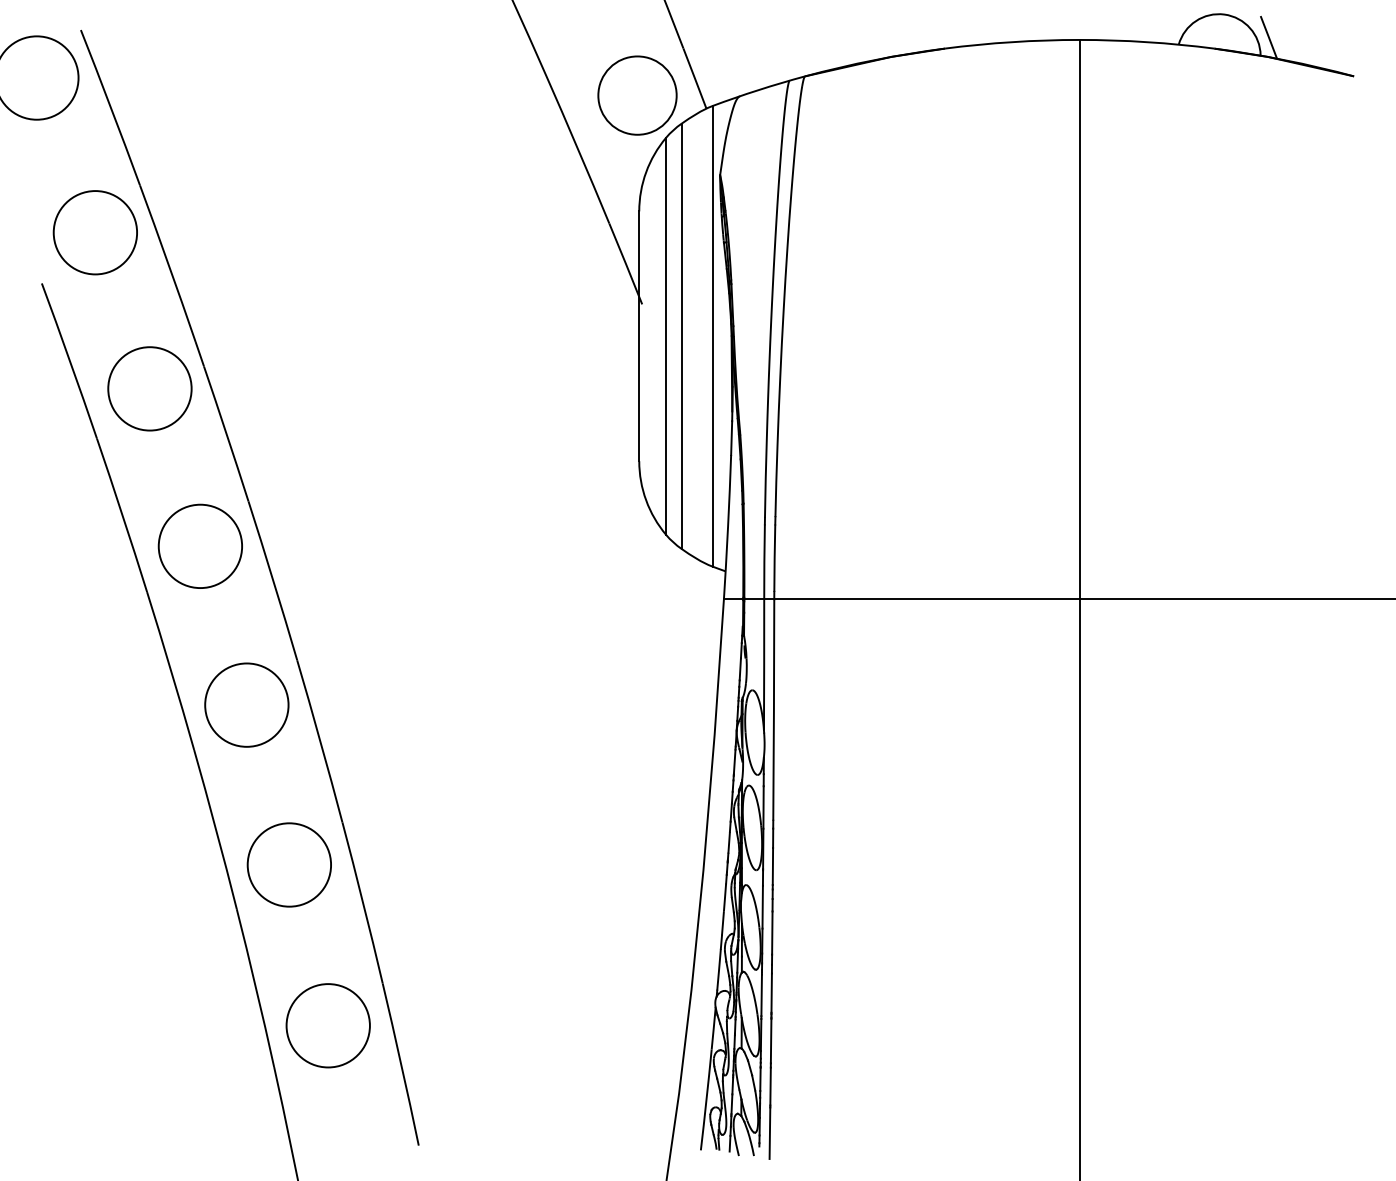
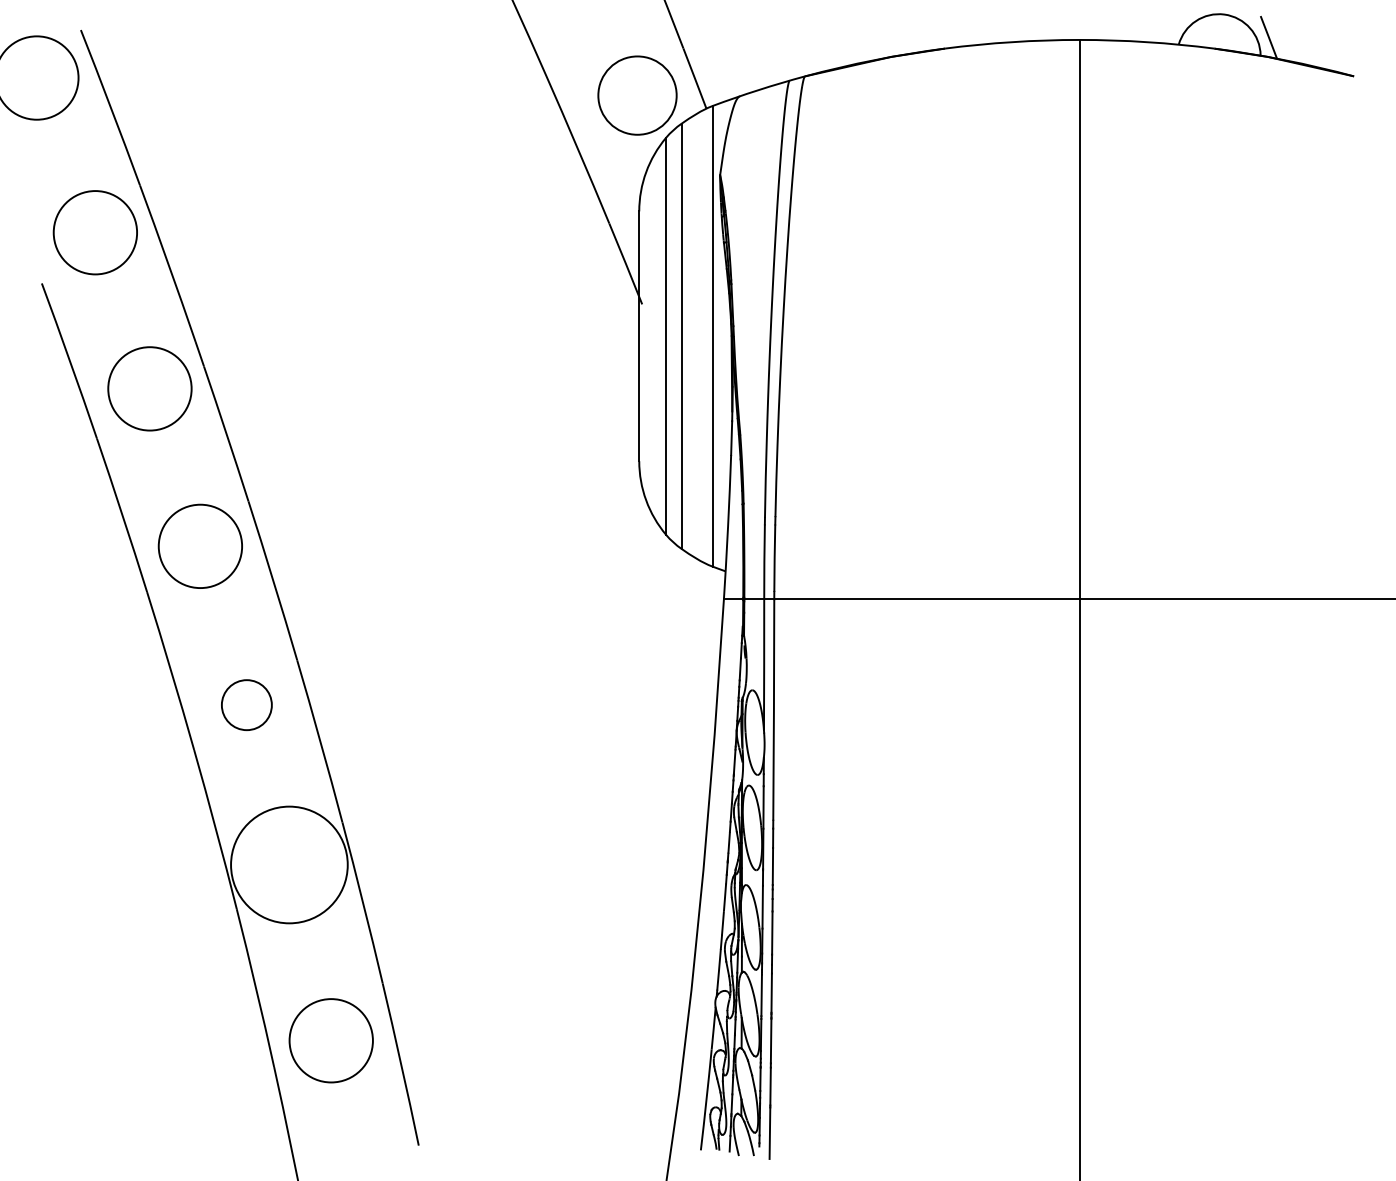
circle diameter: 83 px -> 50 px (246, 705)
circle diameter: 83 px -> 117 px (289, 864)
circle position: (327, 1025) -> (330, 1040) (330, 1040)
